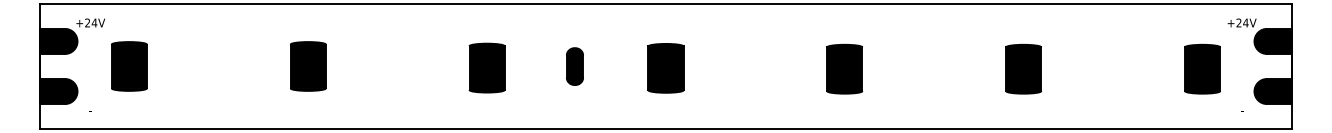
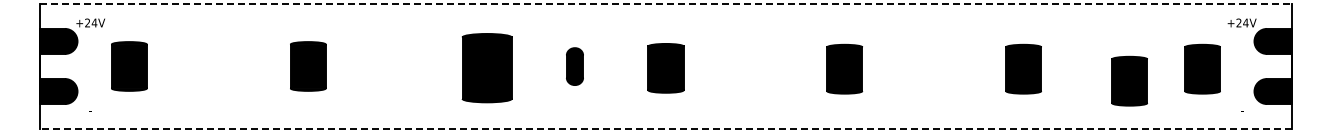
line: solid -> dashed (666, 3)
part size: 38x52 px -> 52x71 px (486, 68)
part: none -> present (1129, 80)
line: solid -> dashed (665, 129)
